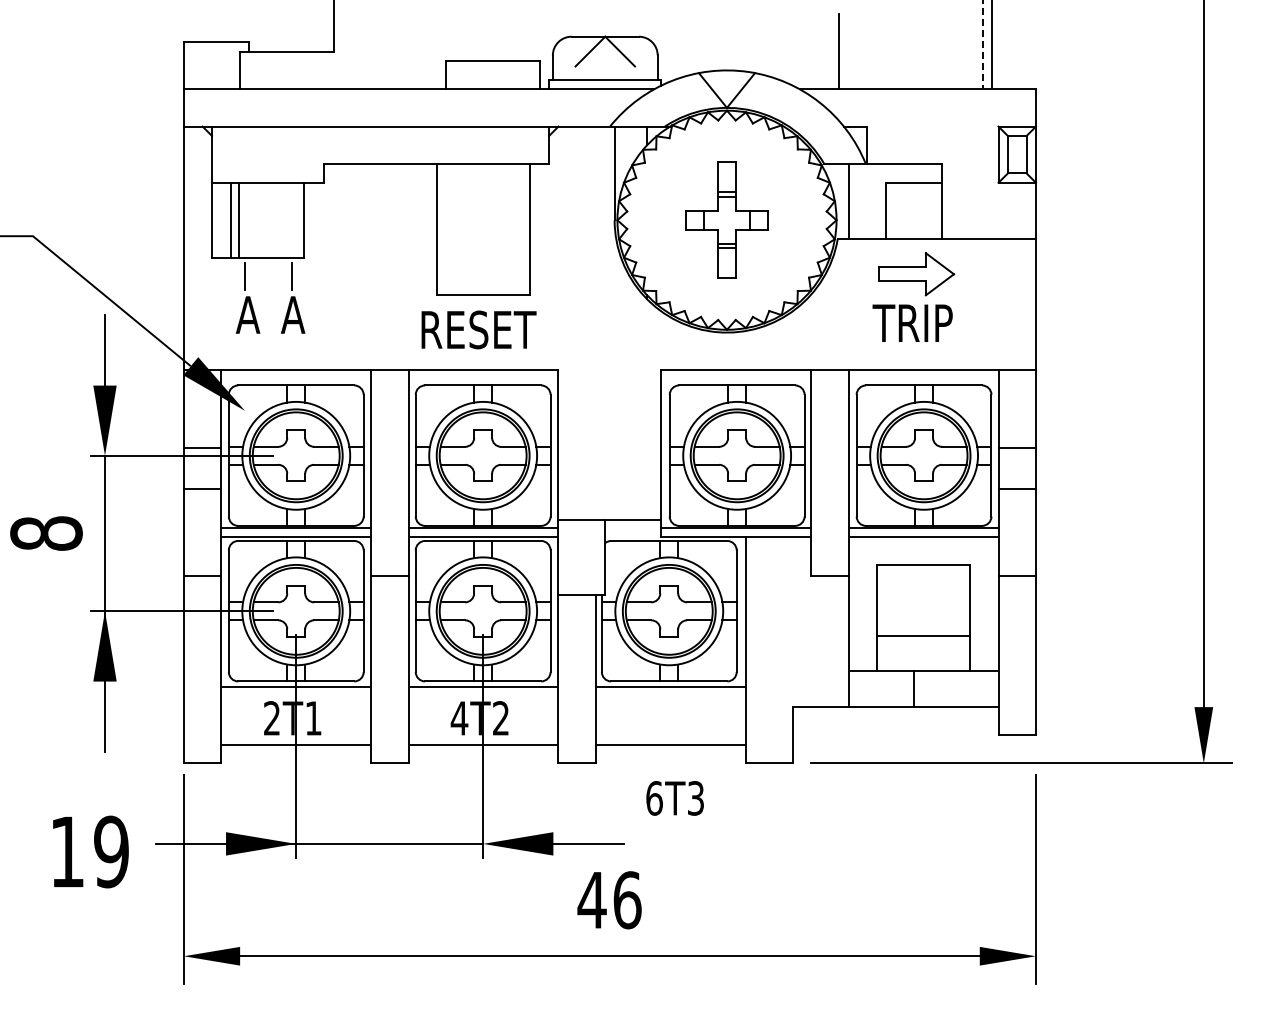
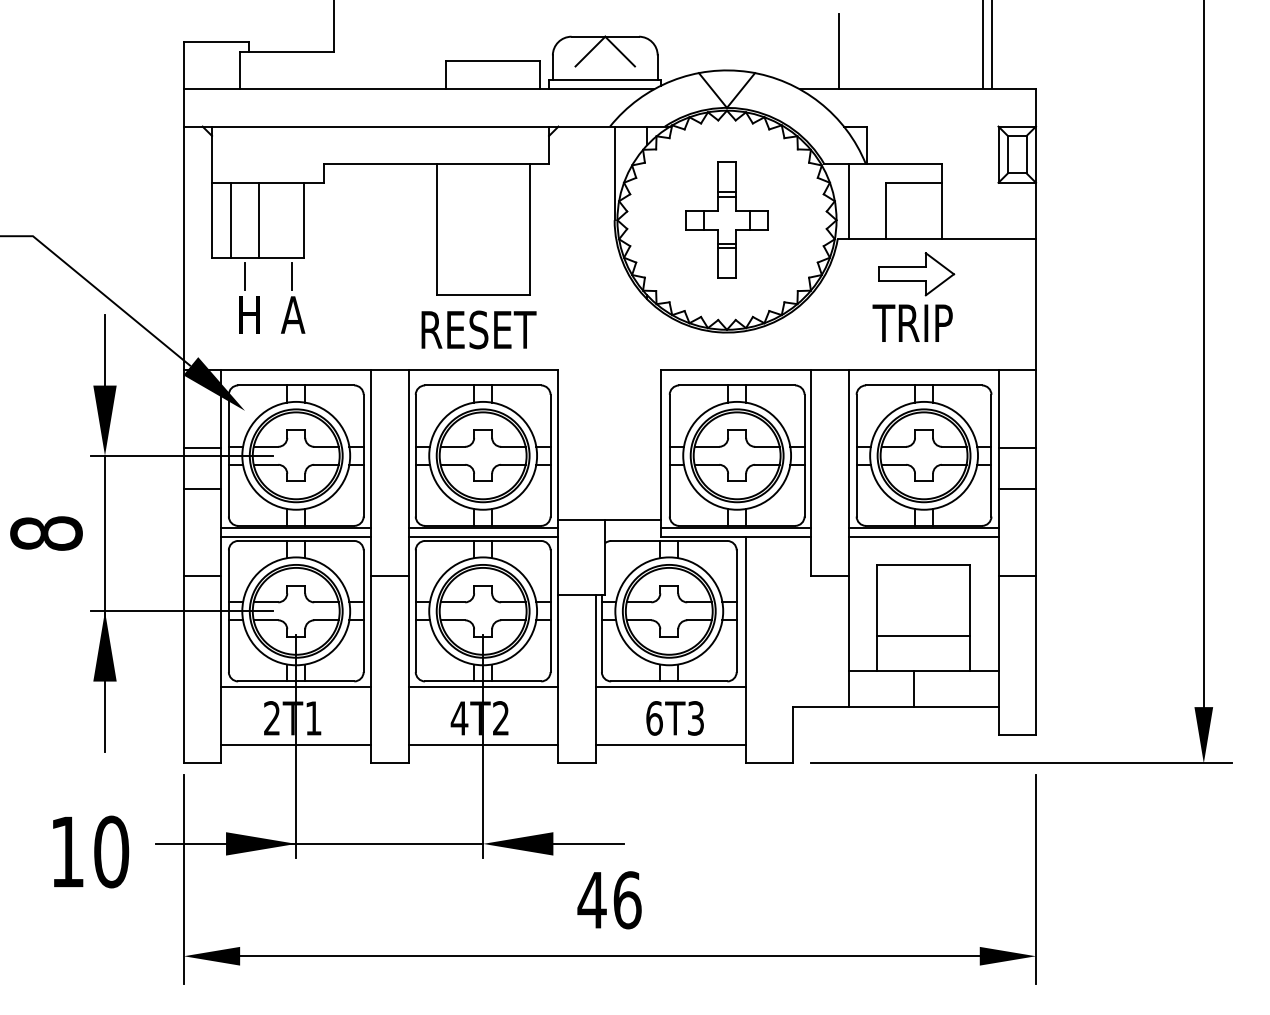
line: dashed -> solid (982, 44)
line position: (238, 219) -> (258, 219) (258, 219)
text: A -> H (247, 314)
text position: (674, 798) -> (674, 718) (674, 718)
text: 19 -> 10 (111, 851)
